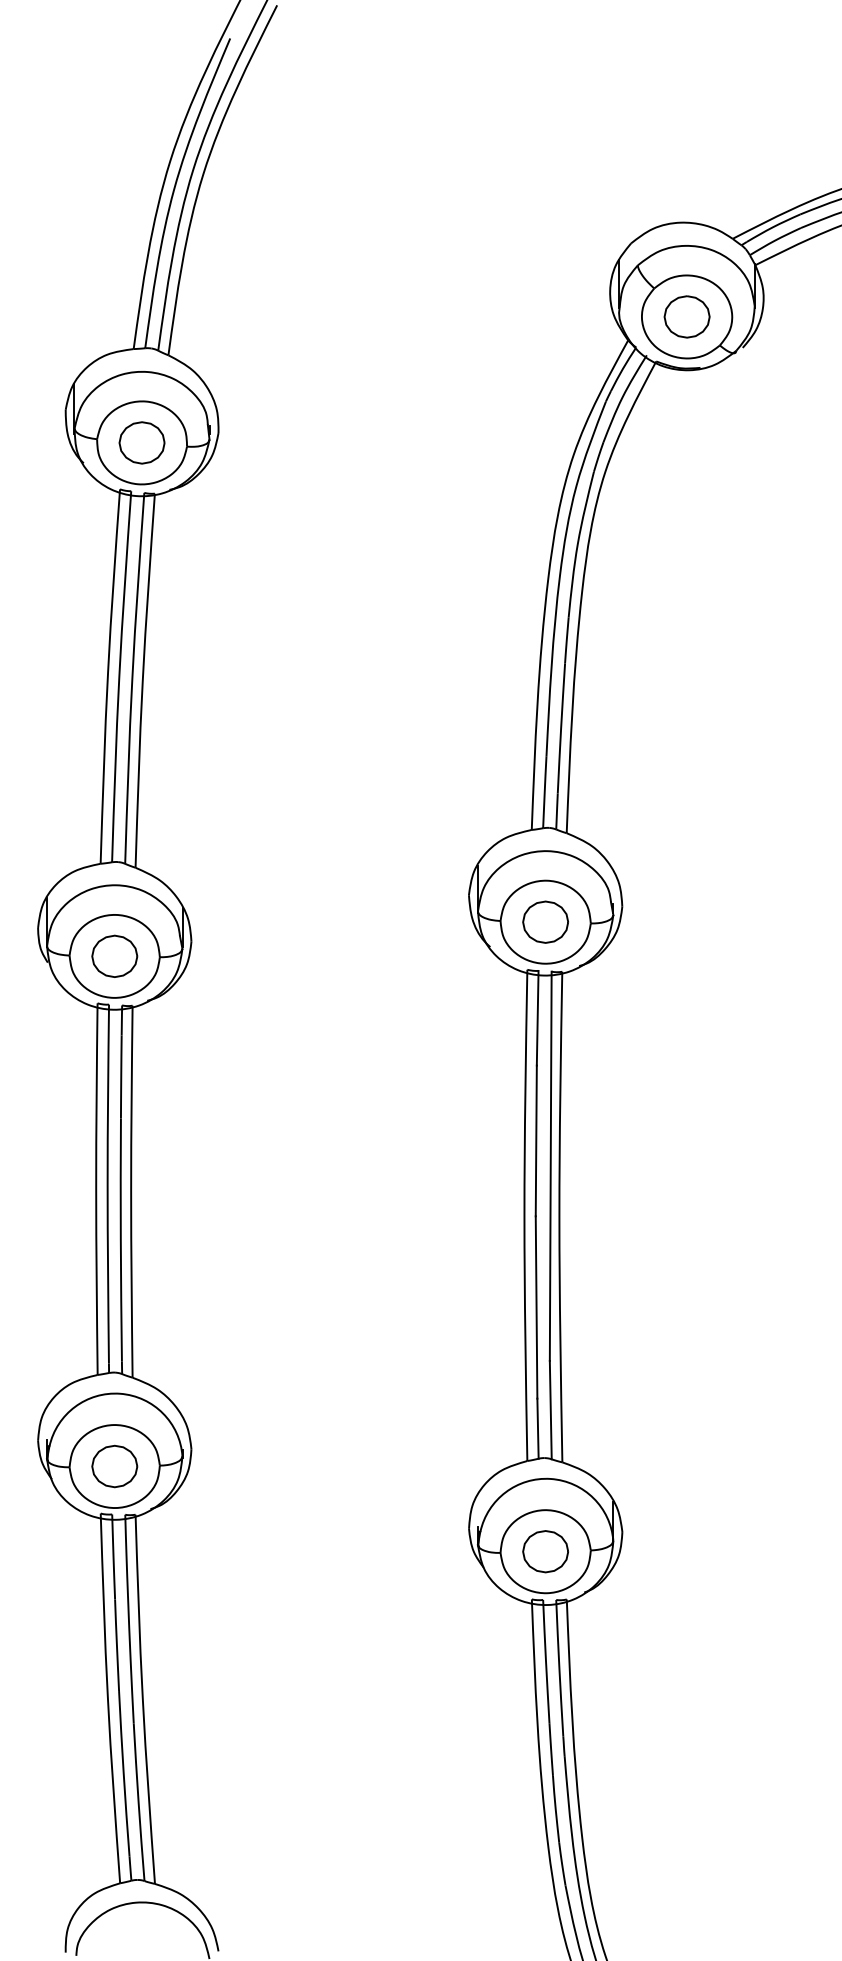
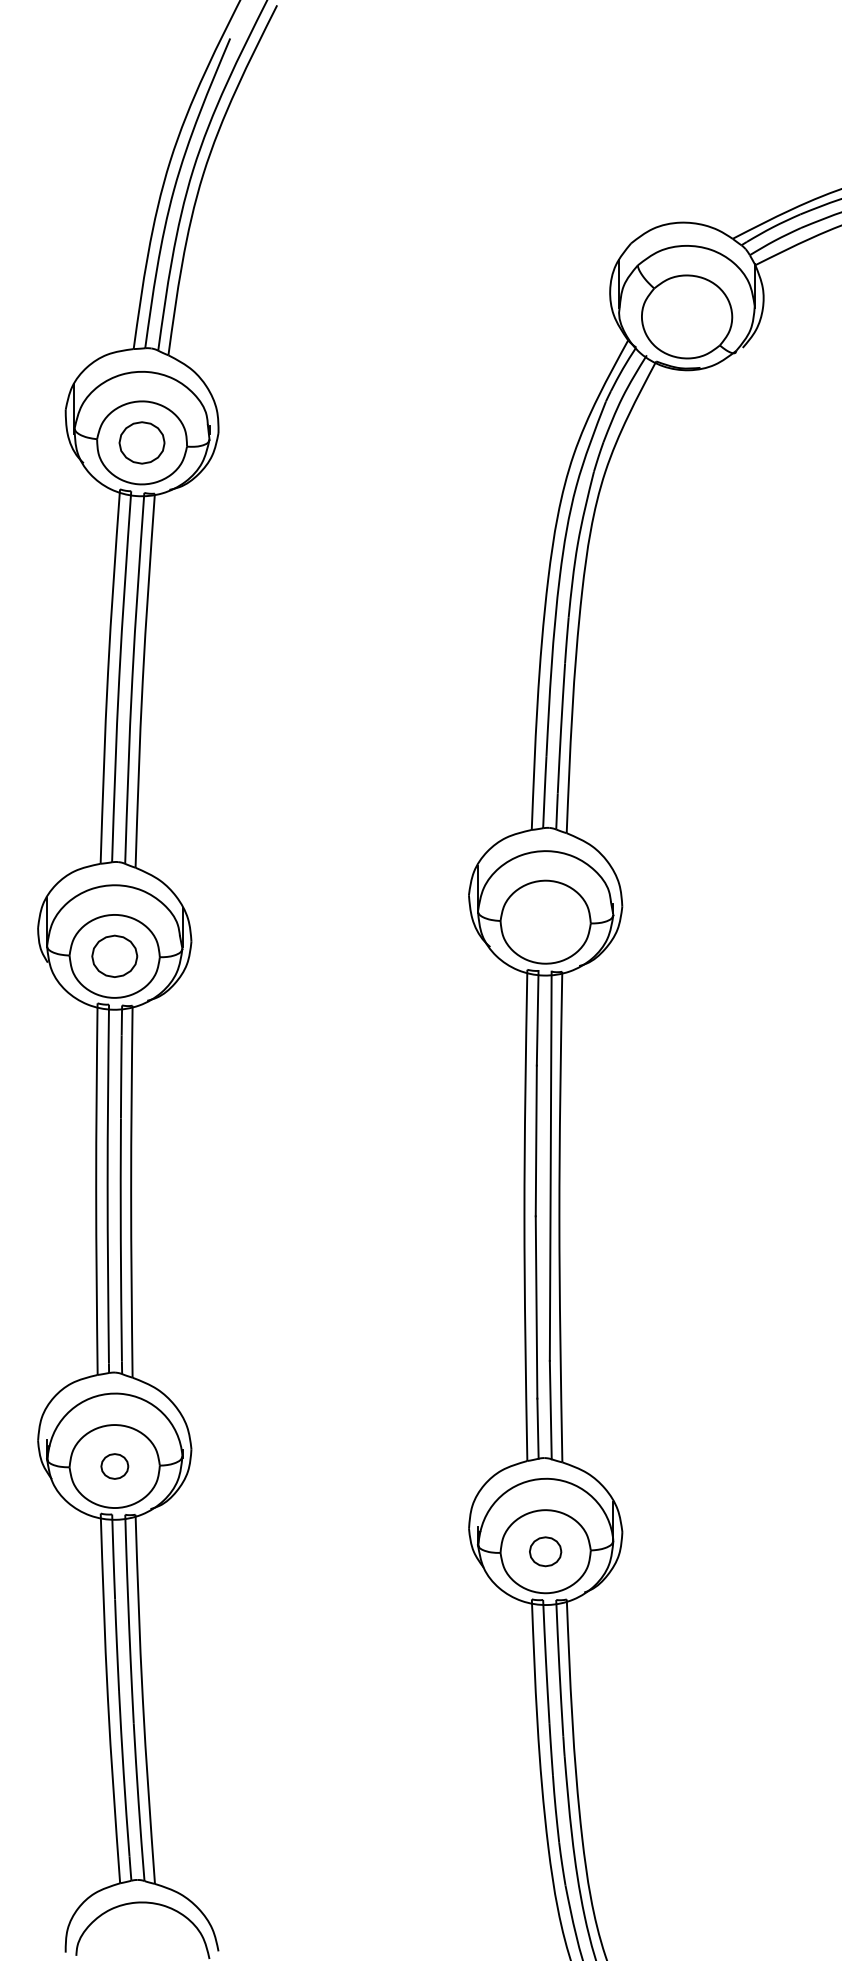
part: present -> none (686, 316)
part: present -> none (545, 921)
part size: 48x45 px -> 30x27 px (114, 1466)
part size: 47x44 px -> 34x32 px (545, 1551)
